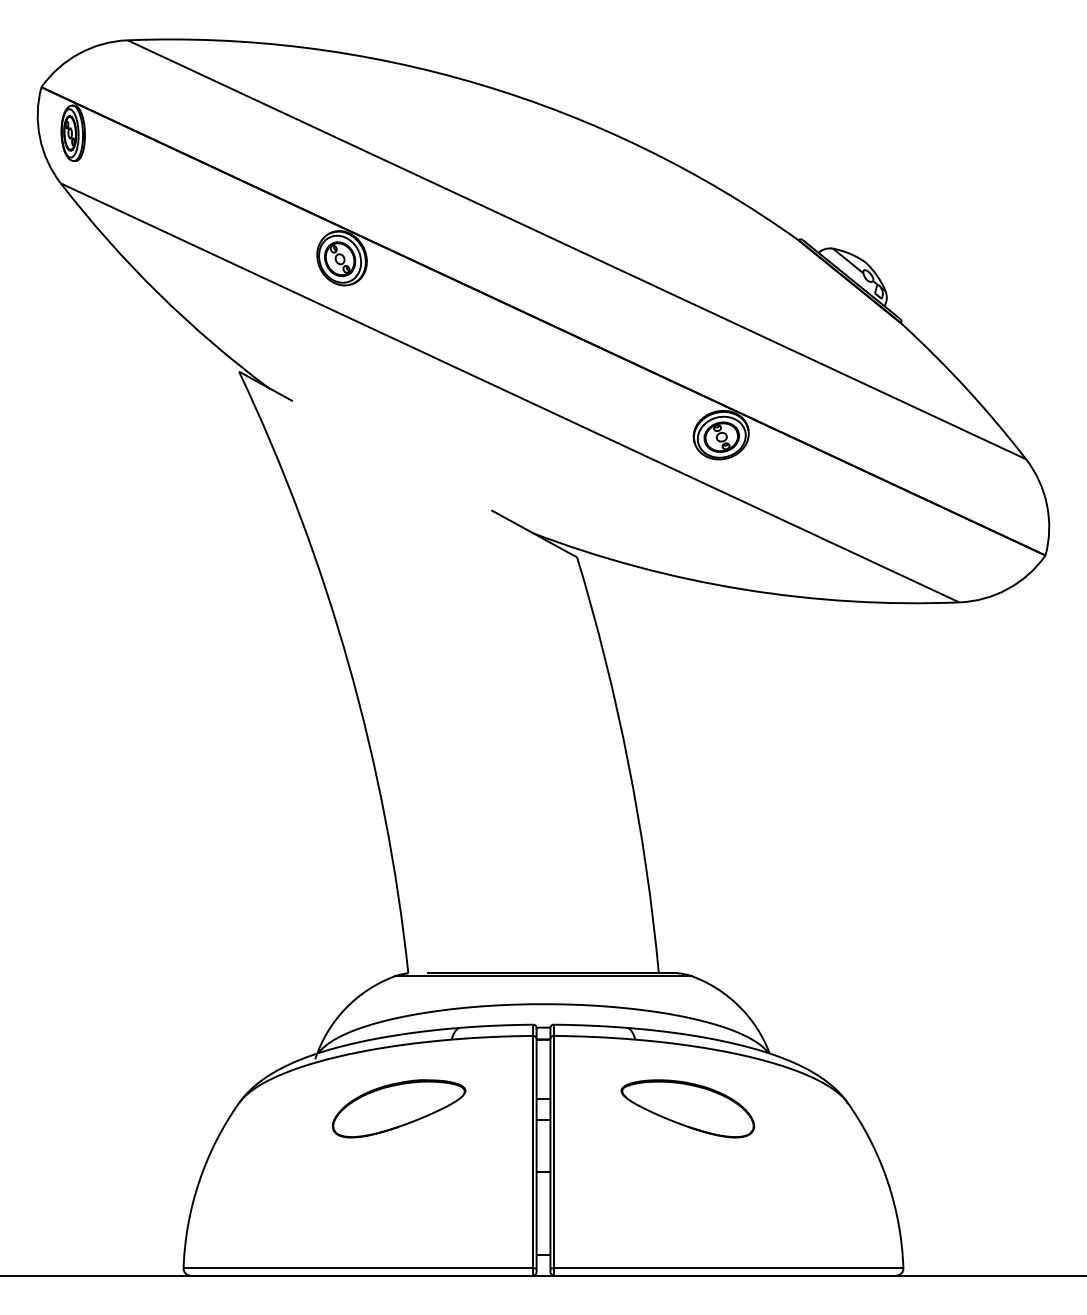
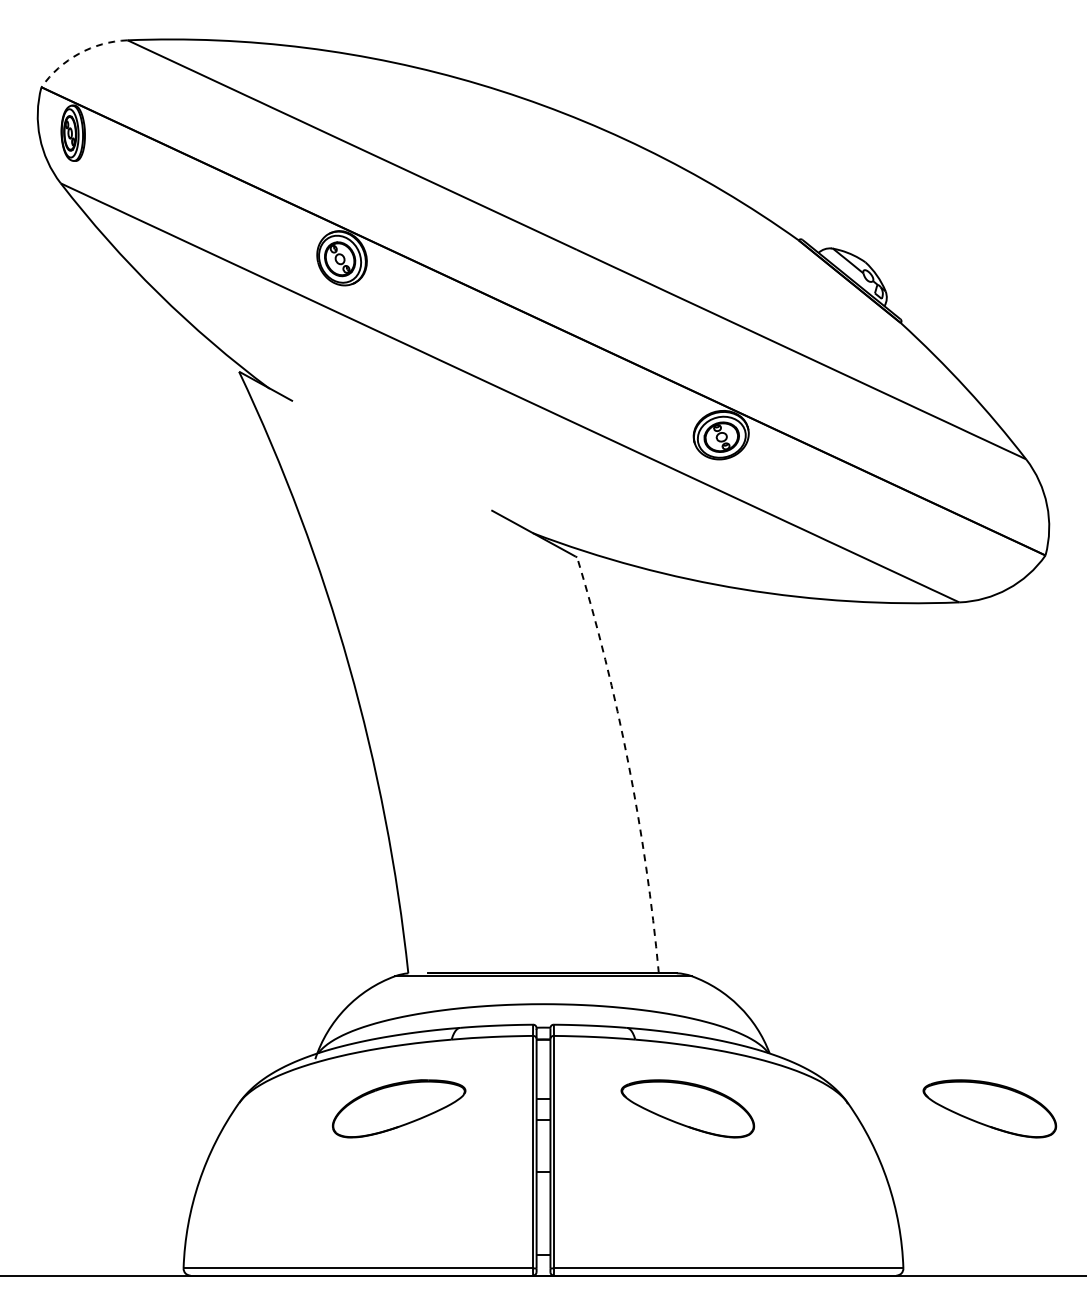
arc: solid -> dashed (79, 53)
arc: solid -> dashed (628, 763)
part: none -> present (989, 1108)
